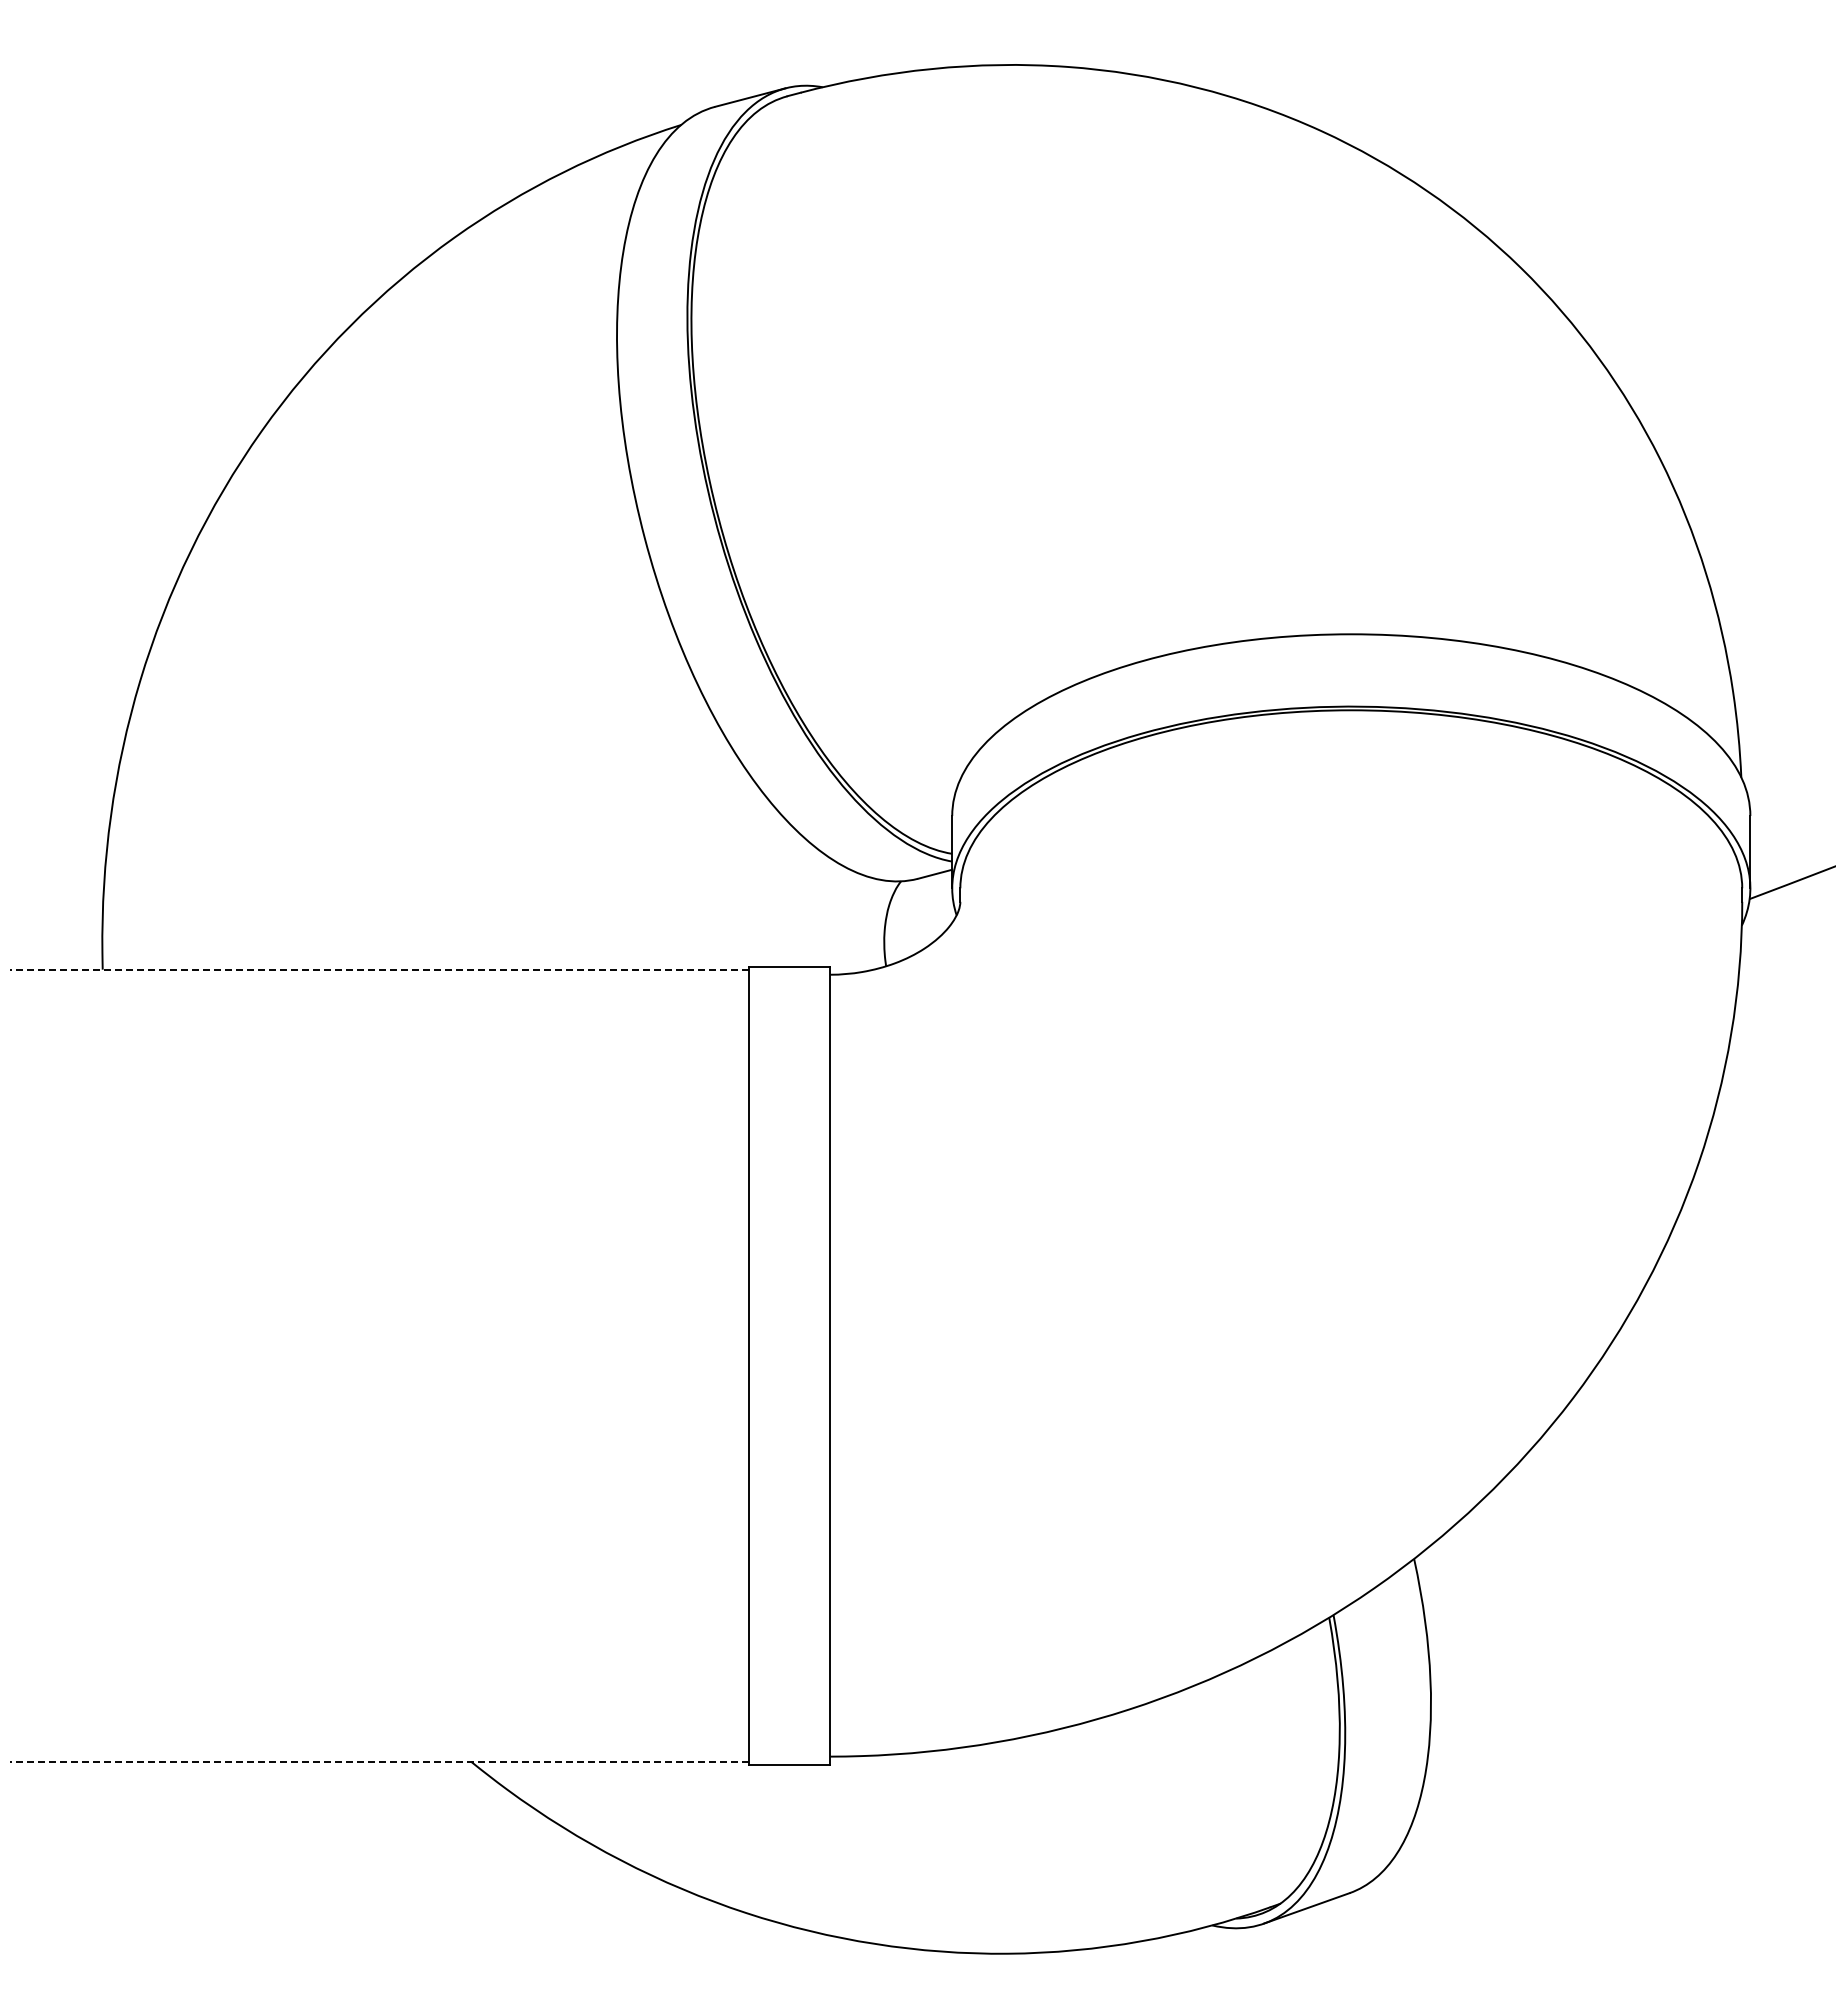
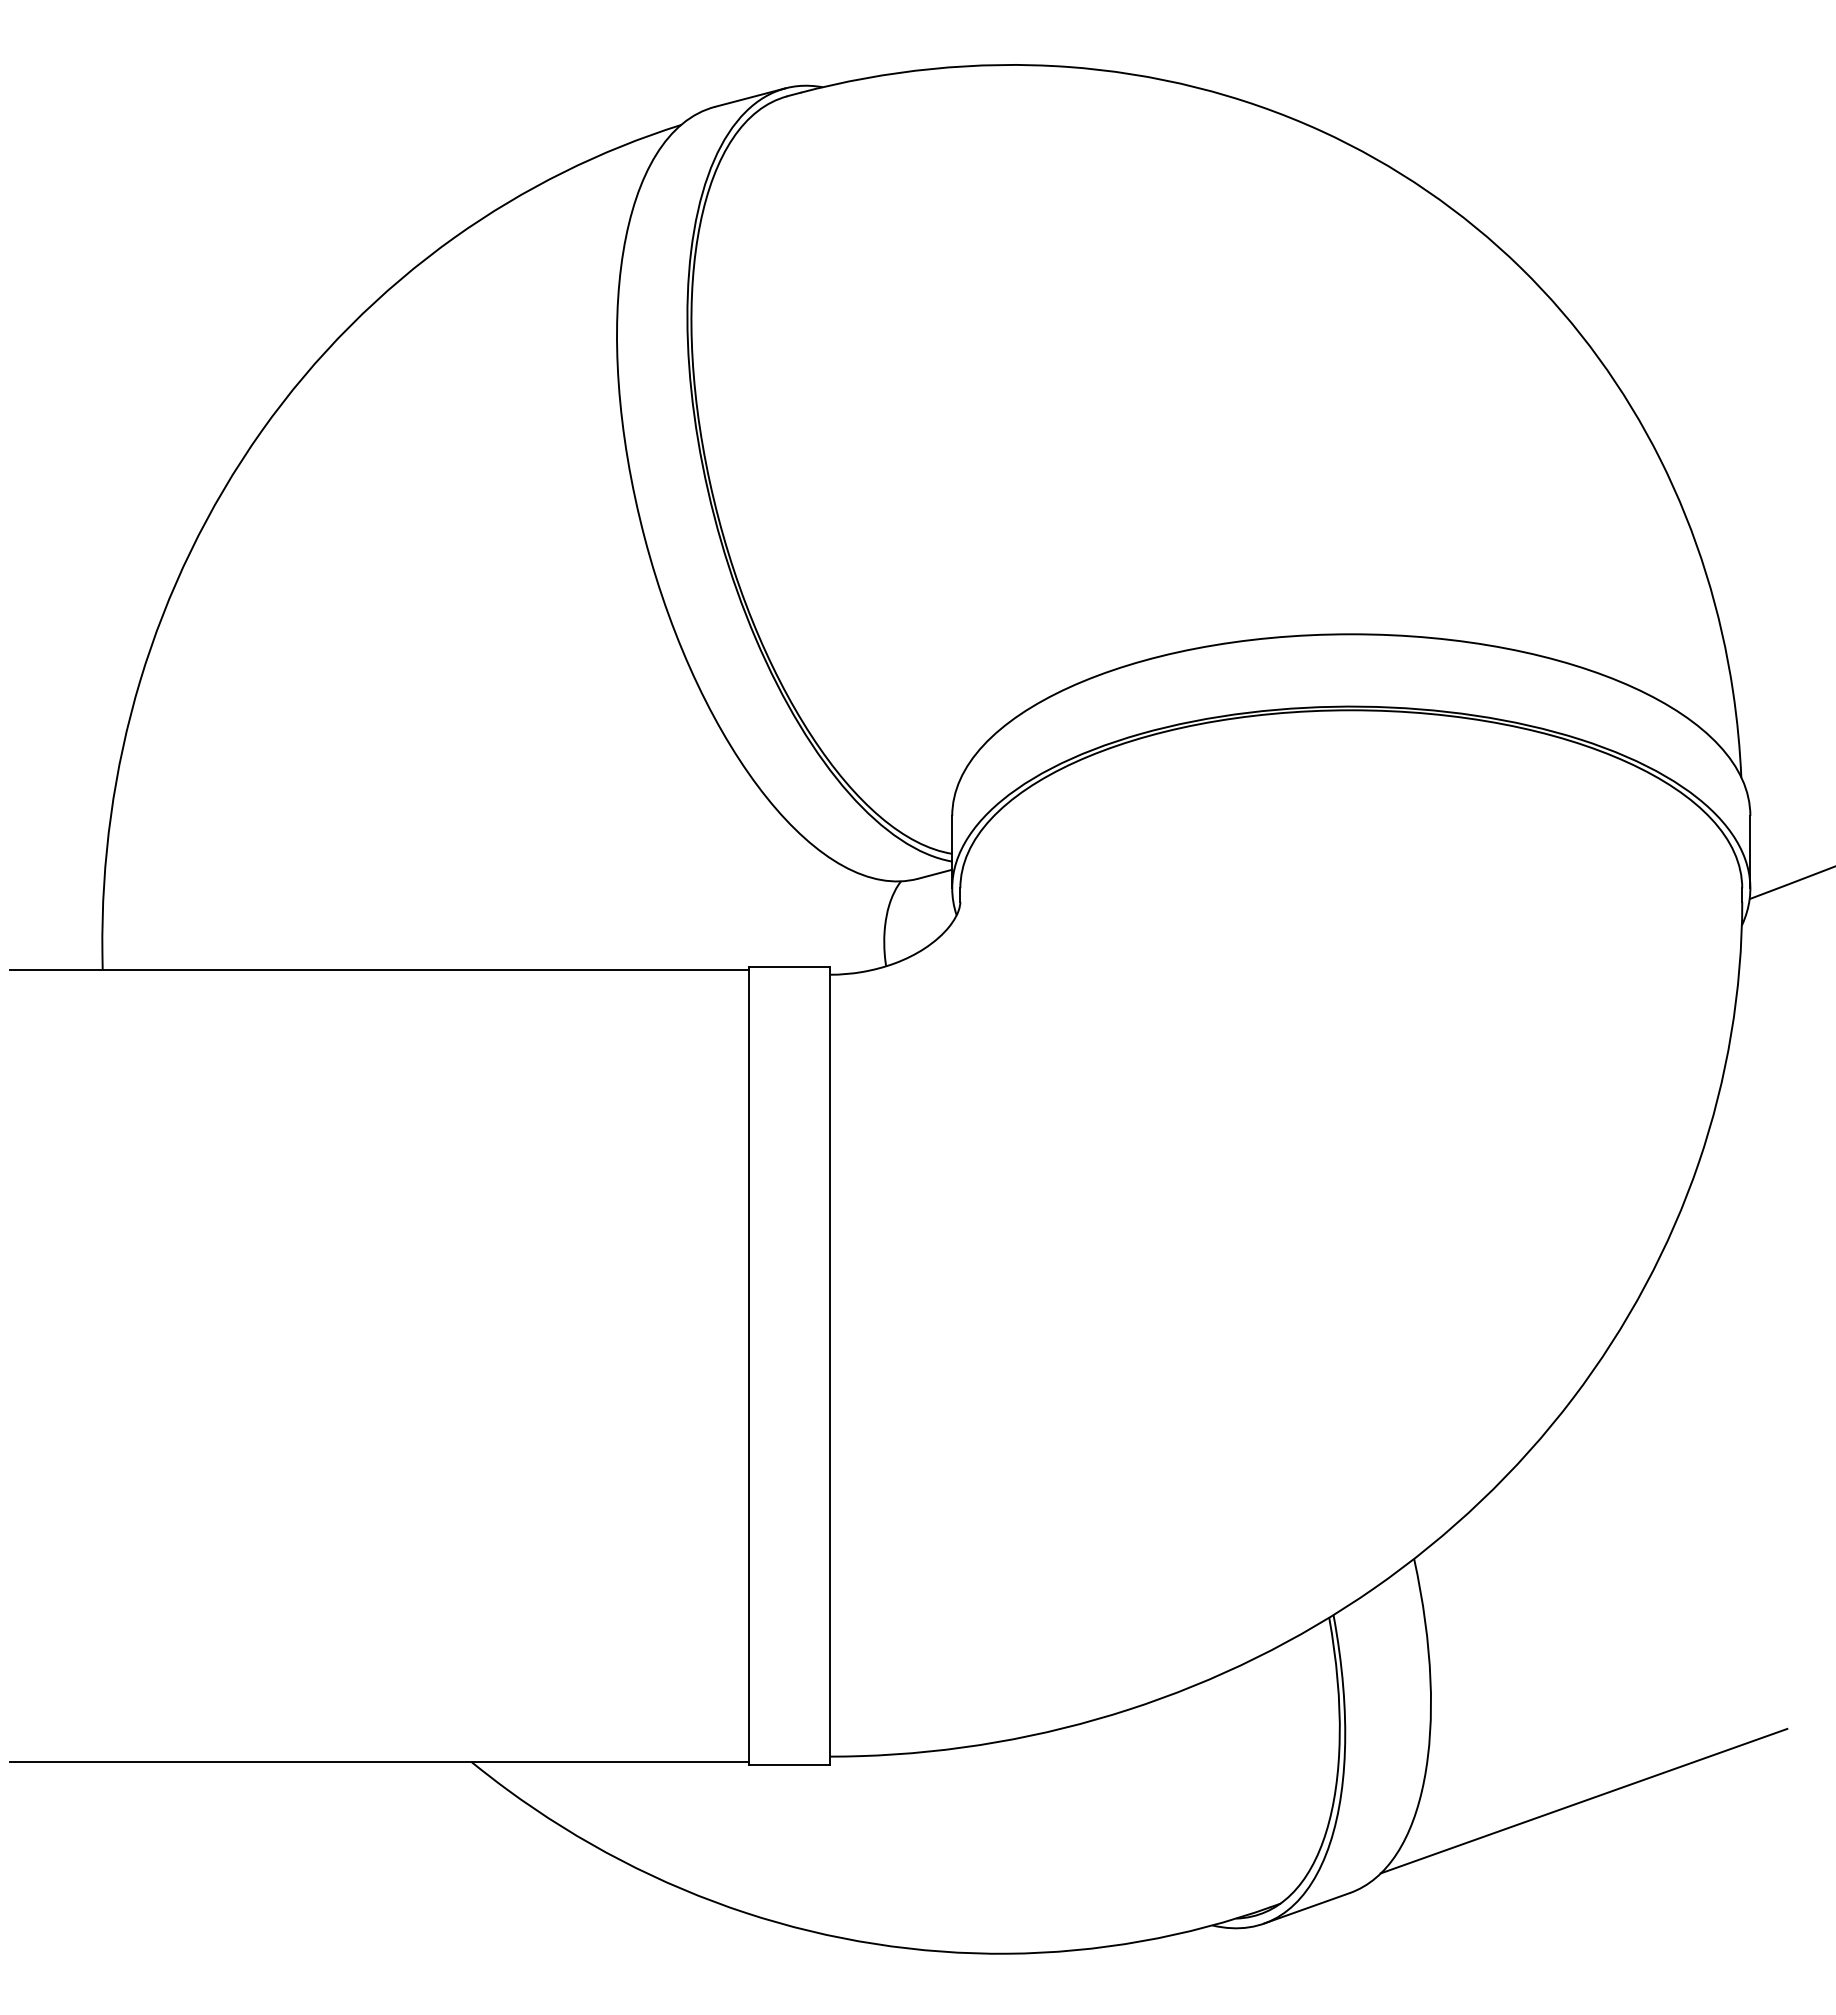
line: dashed -> solid (379, 969)
line: dashed -> solid (379, 1761)
line: none -> present (1583, 1800)
